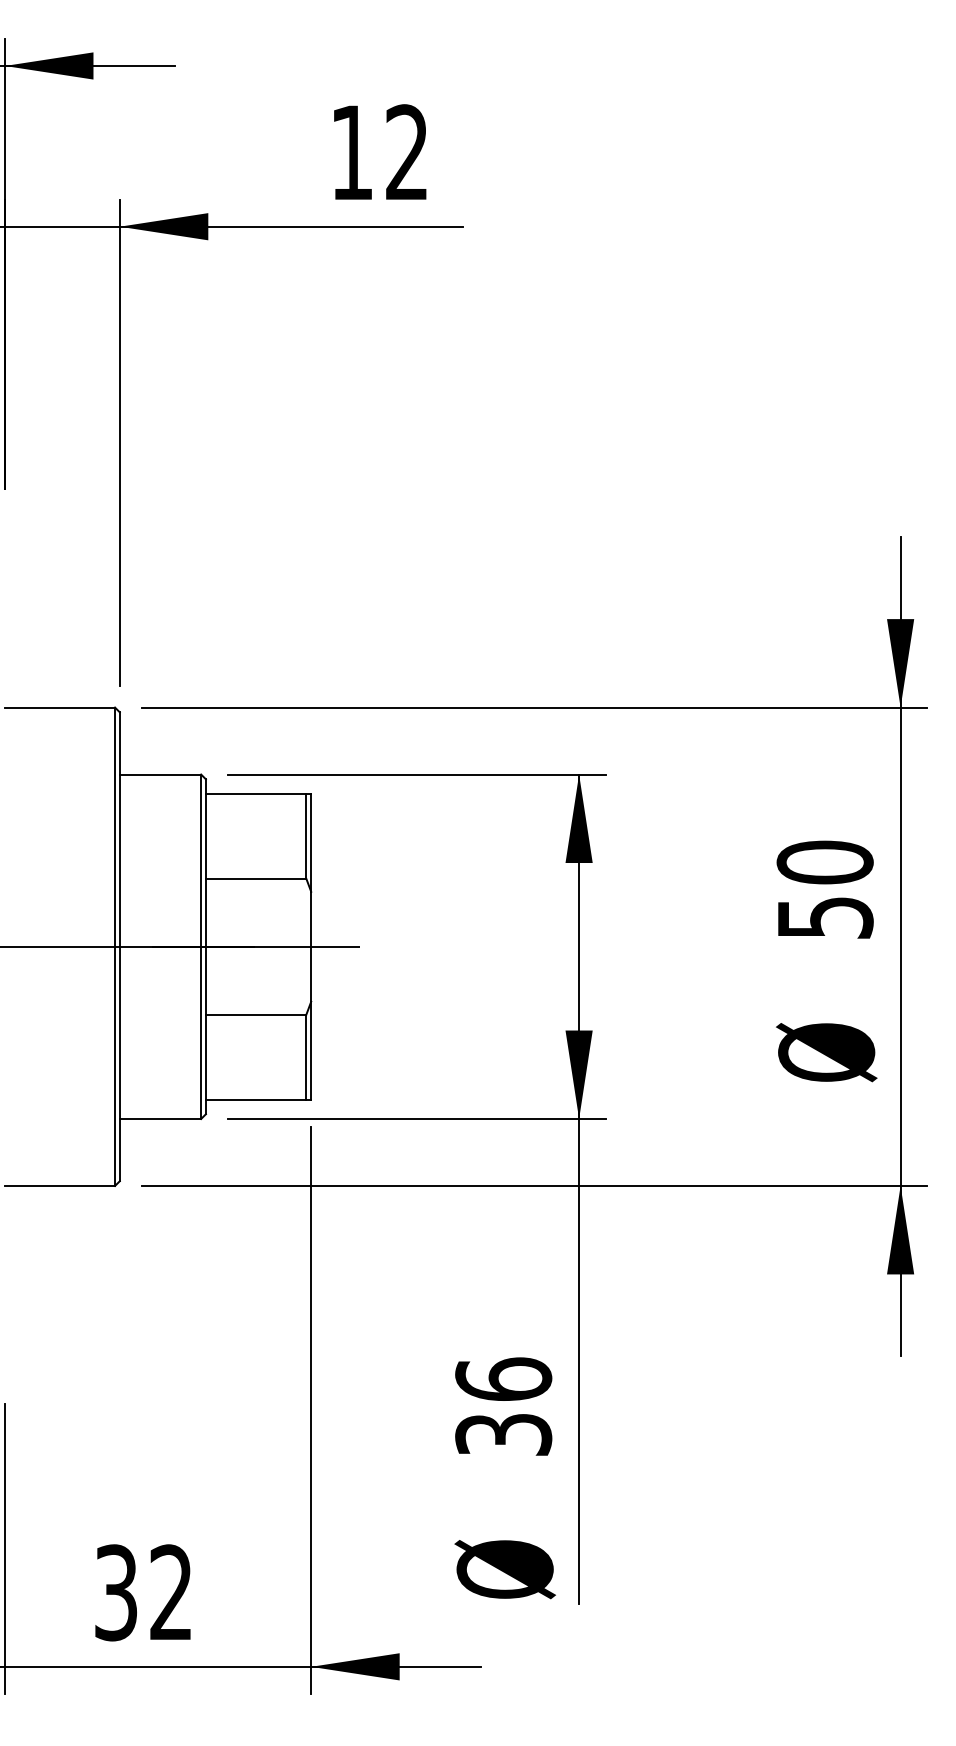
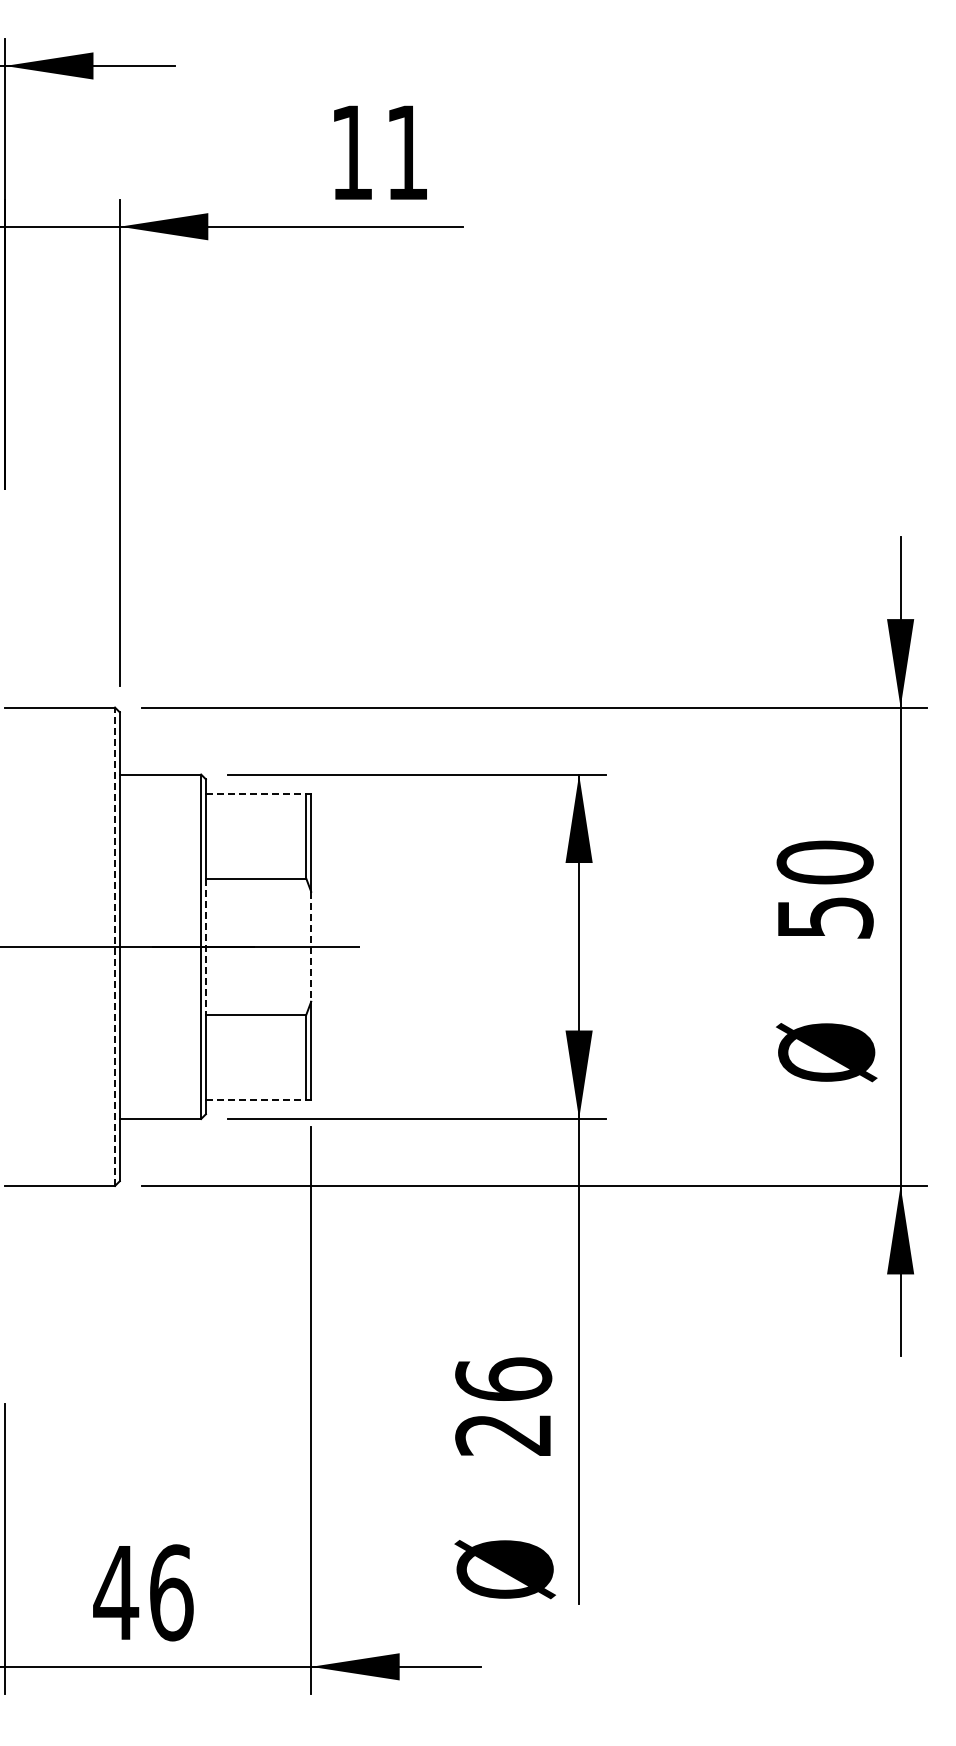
text: 12 -> 11 (406, 151)
line: solid -> dashed (256, 793)
line: solid -> dashed (115, 946)
line: solid -> dashed (205, 946)
line: solid -> dashed (311, 946)
line: solid -> dashed (256, 1099)
text: 36 -> 26 (503, 1434)
text: 32 -> 46 (143, 1592)
